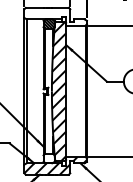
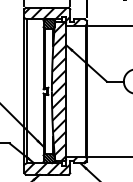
hatch: none -> present (52, 16)
hatch: none -> present (48, 158)
